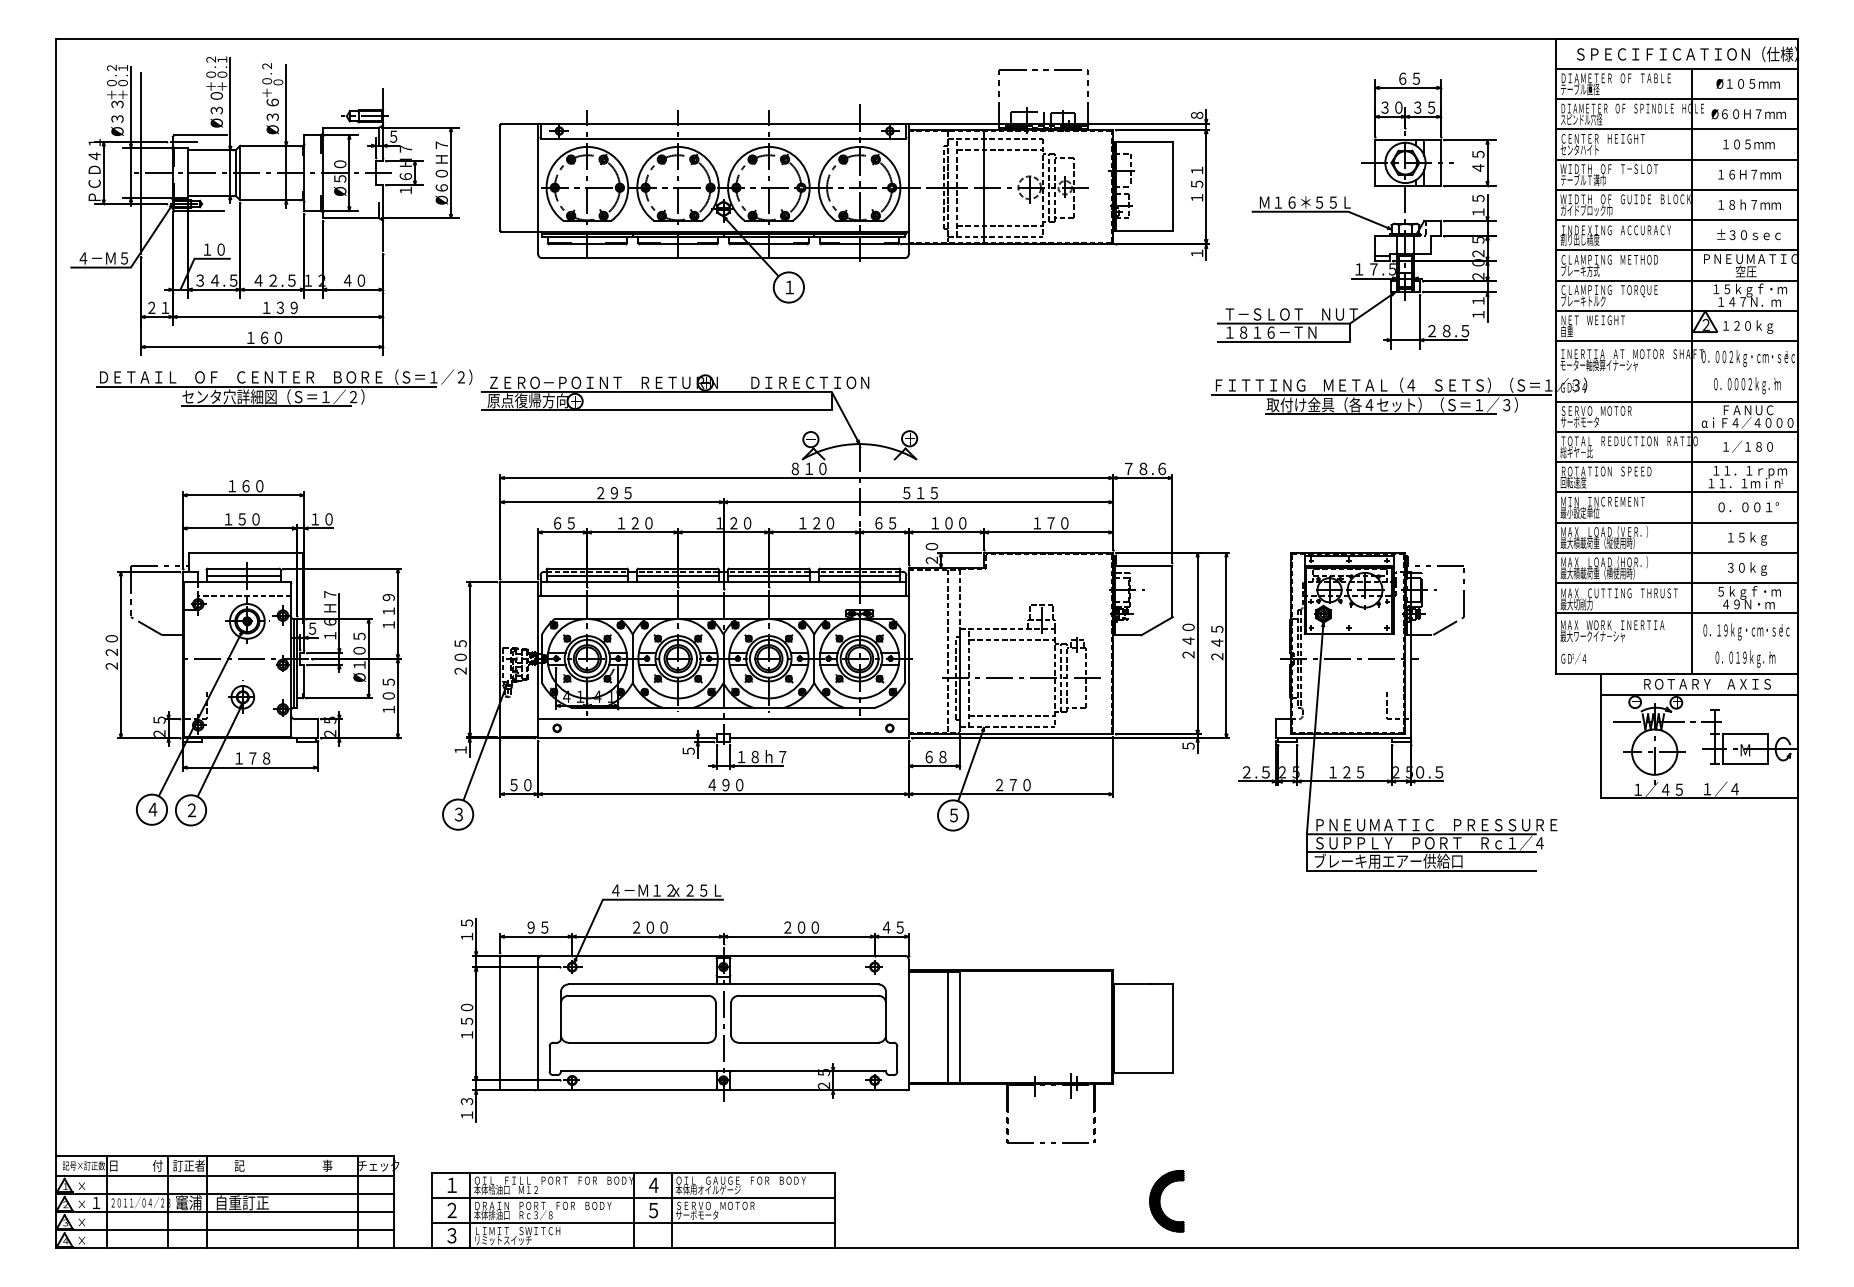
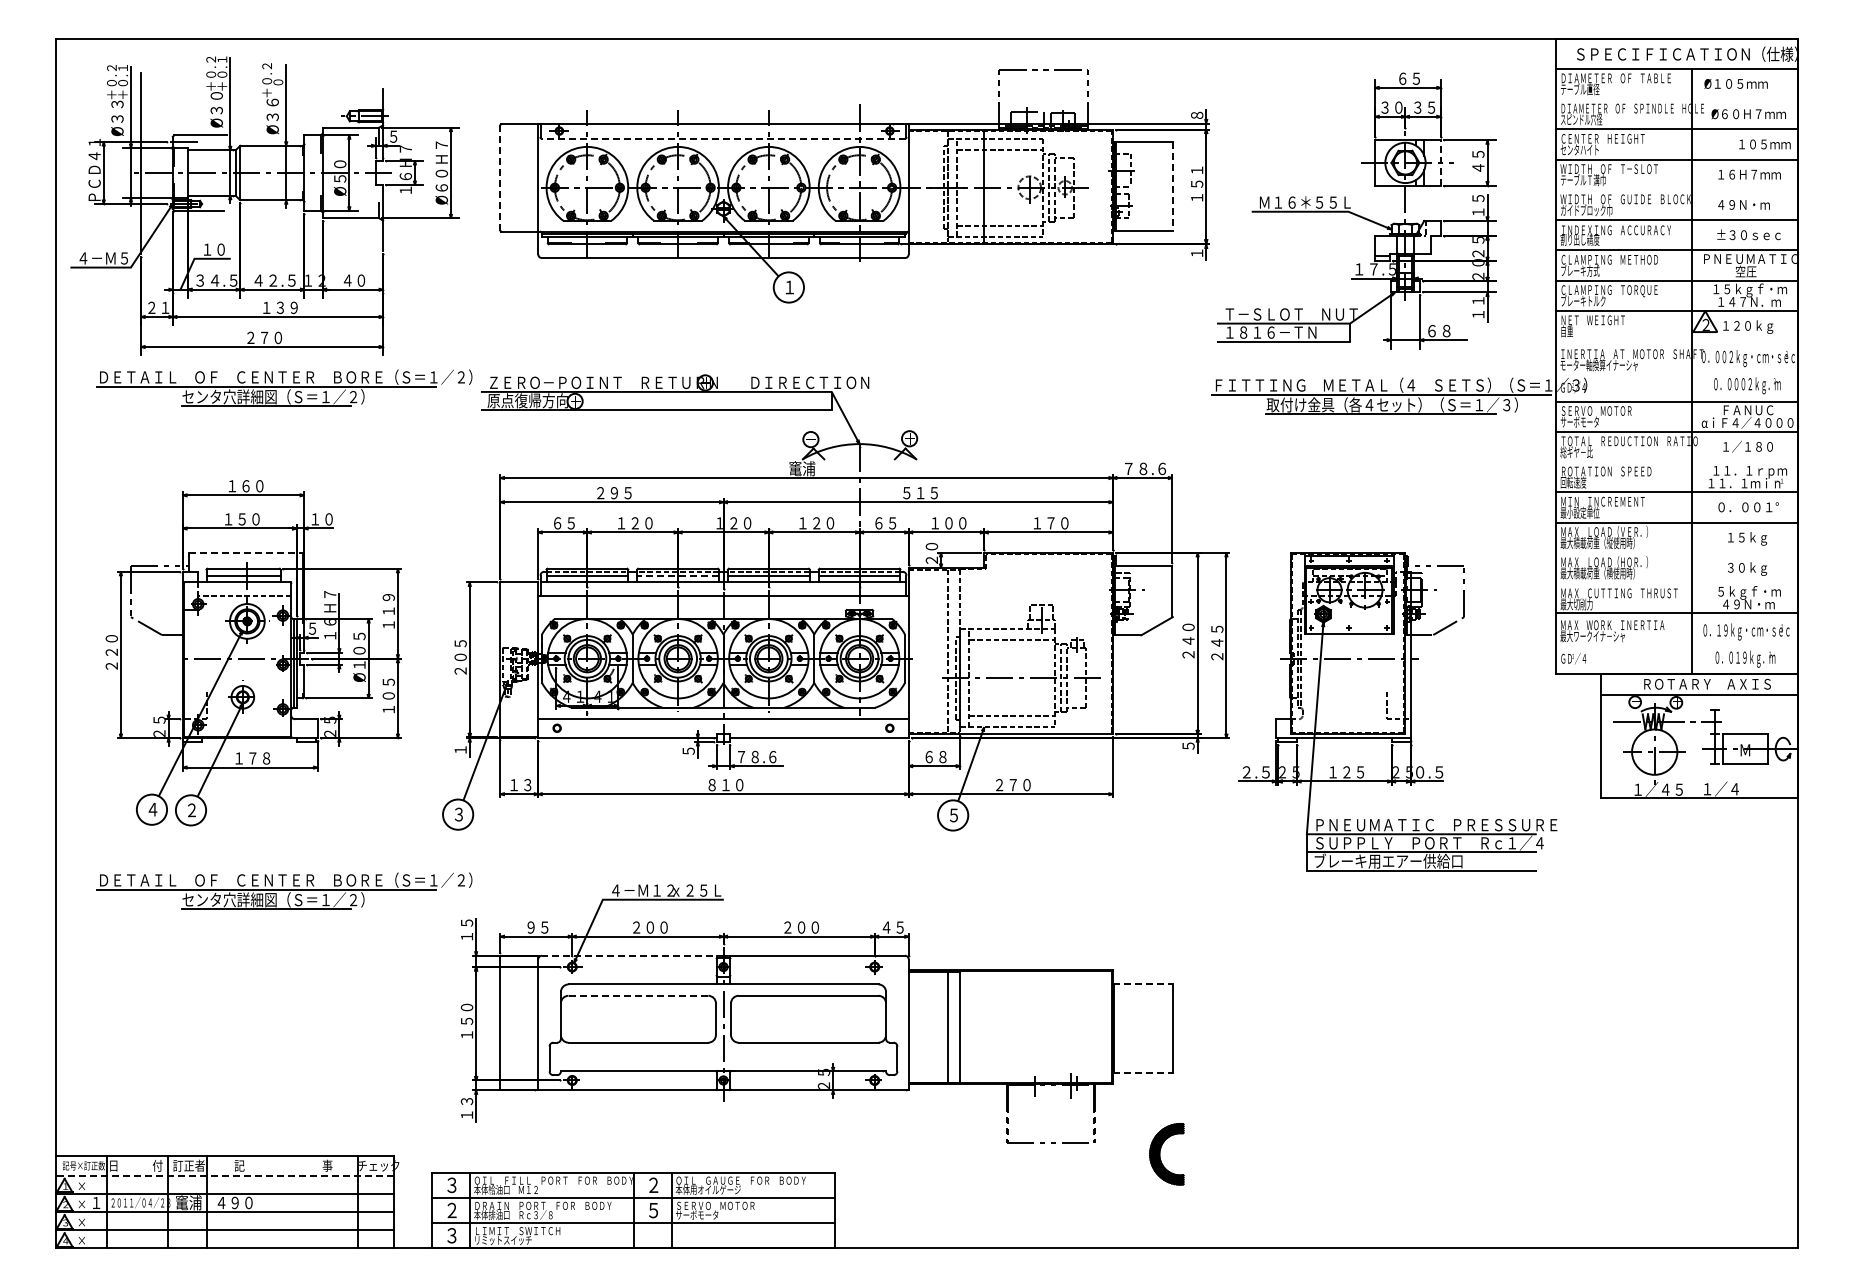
text position: (1747, 83) -> (1735, 83) (1735, 83)
line: present -> none (1676, 99)
line: solid -> dashed (723, 138)
text position: (1748, 144) -> (1764, 144) (1764, 144)
line: solid -> dashed (1440, 162)
line: solid -> dashed (500, 177)
line: solid -> dashed (1172, 186)
line: present -> none (1676, 189)
text: １８ｈ７ｍｍ -> ４９Ｎ・ｍ (1749, 204)
text: ２８.５ -> ６８ (1448, 331)
text: １６０ -> ２７０ (257, 337)
line: present -> none (1676, 341)
line: present -> none (1676, 462)
text: ８１０ -> 竃浦 (807, 468)
line: solid -> dashed (246, 552)
line: present -> none (1676, 552)
line: solid -> dashed (678, 576)
line: present -> none (1676, 583)
text: １８ｈ７ -> ７８.６ (762, 756)
text: ４９０ -> ８１０ (718, 784)
text: ５０ -> １３ (520, 785)
part: none -> present (284, 890)
line: solid -> dashed (632, 955)
line: solid -> dashed (1142, 984)
line: solid -> dashed (638, 995)
line: solid -> dashed (1142, 1072)
line: solid -> dashed (224, 1175)
text: ４ -> ２ (653, 1184)
text: １ -> ３ (451, 1185)
part position: (1166, 1201) -> (1166, 1154) (1166, 1154)
text: 自重訂正 -> ４９０ (242, 1202)
